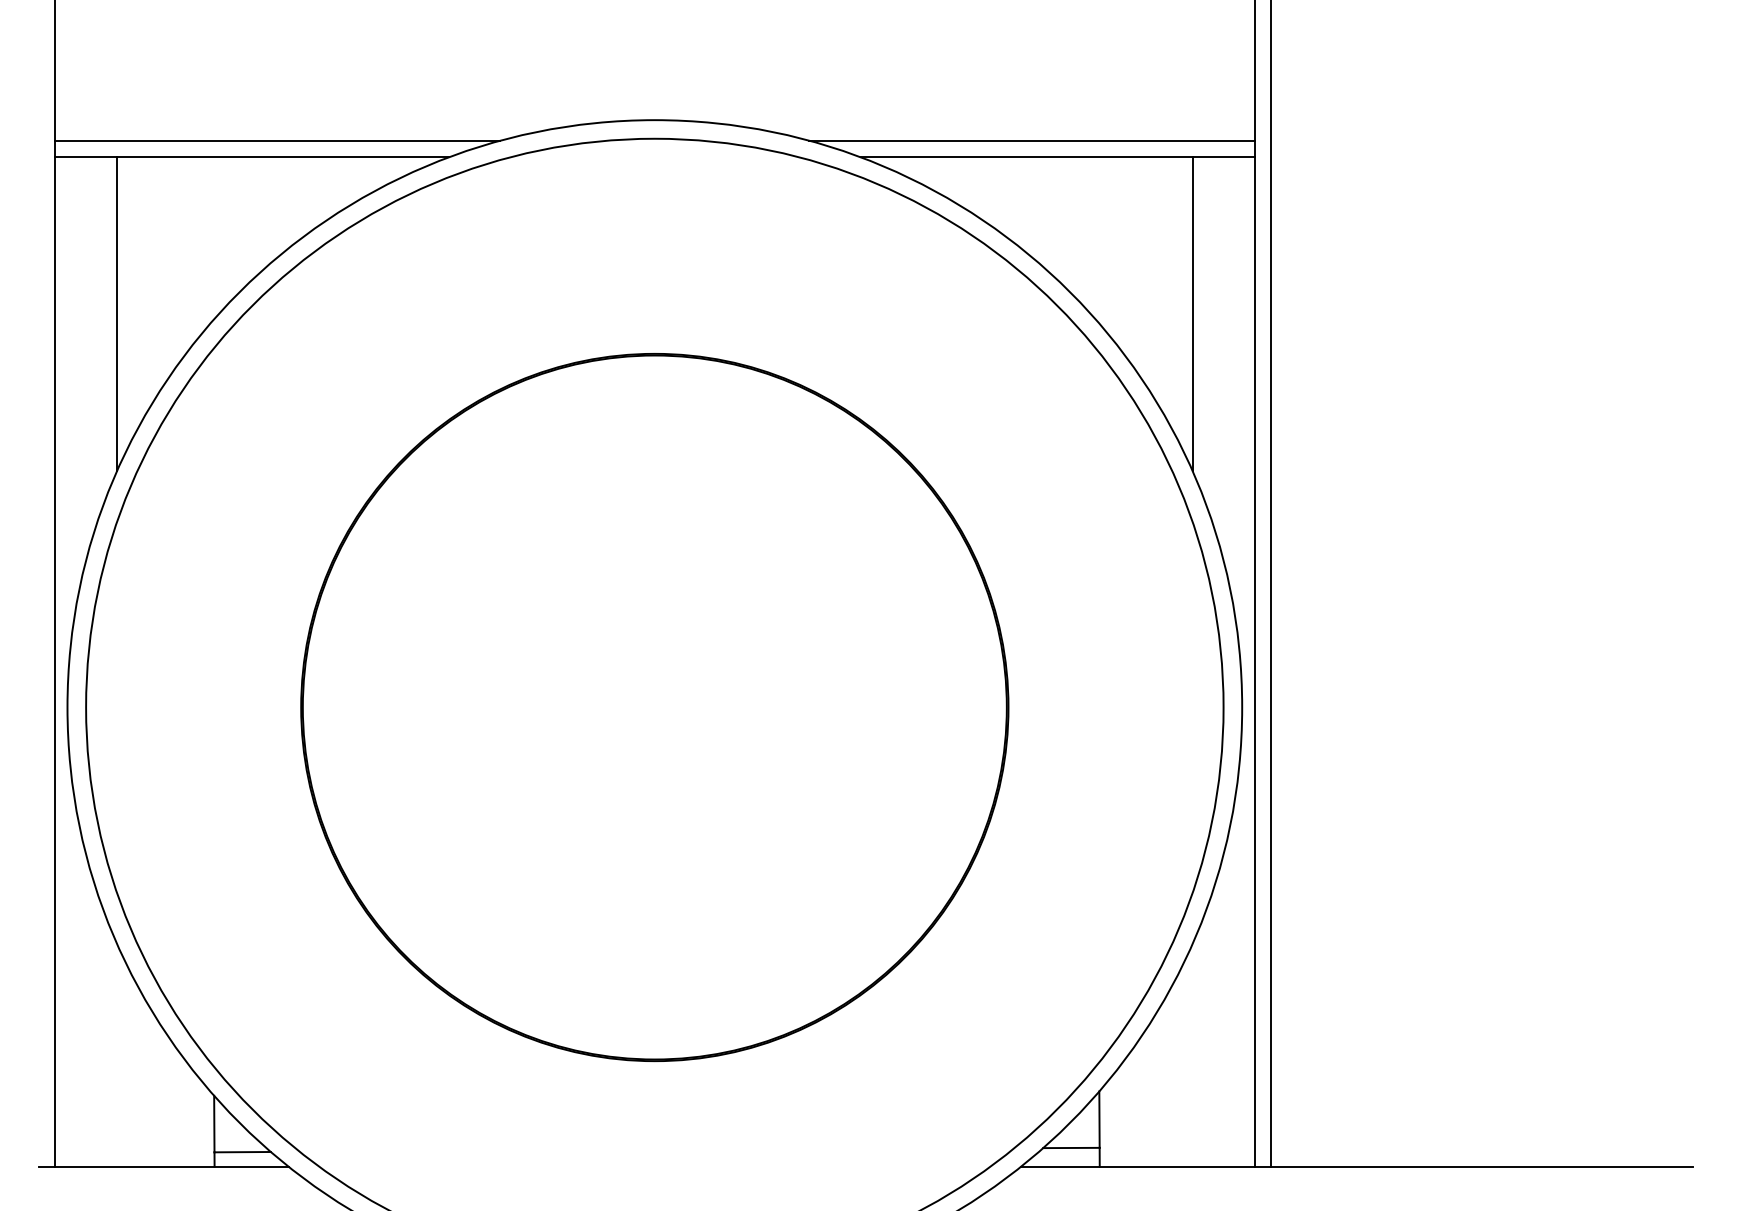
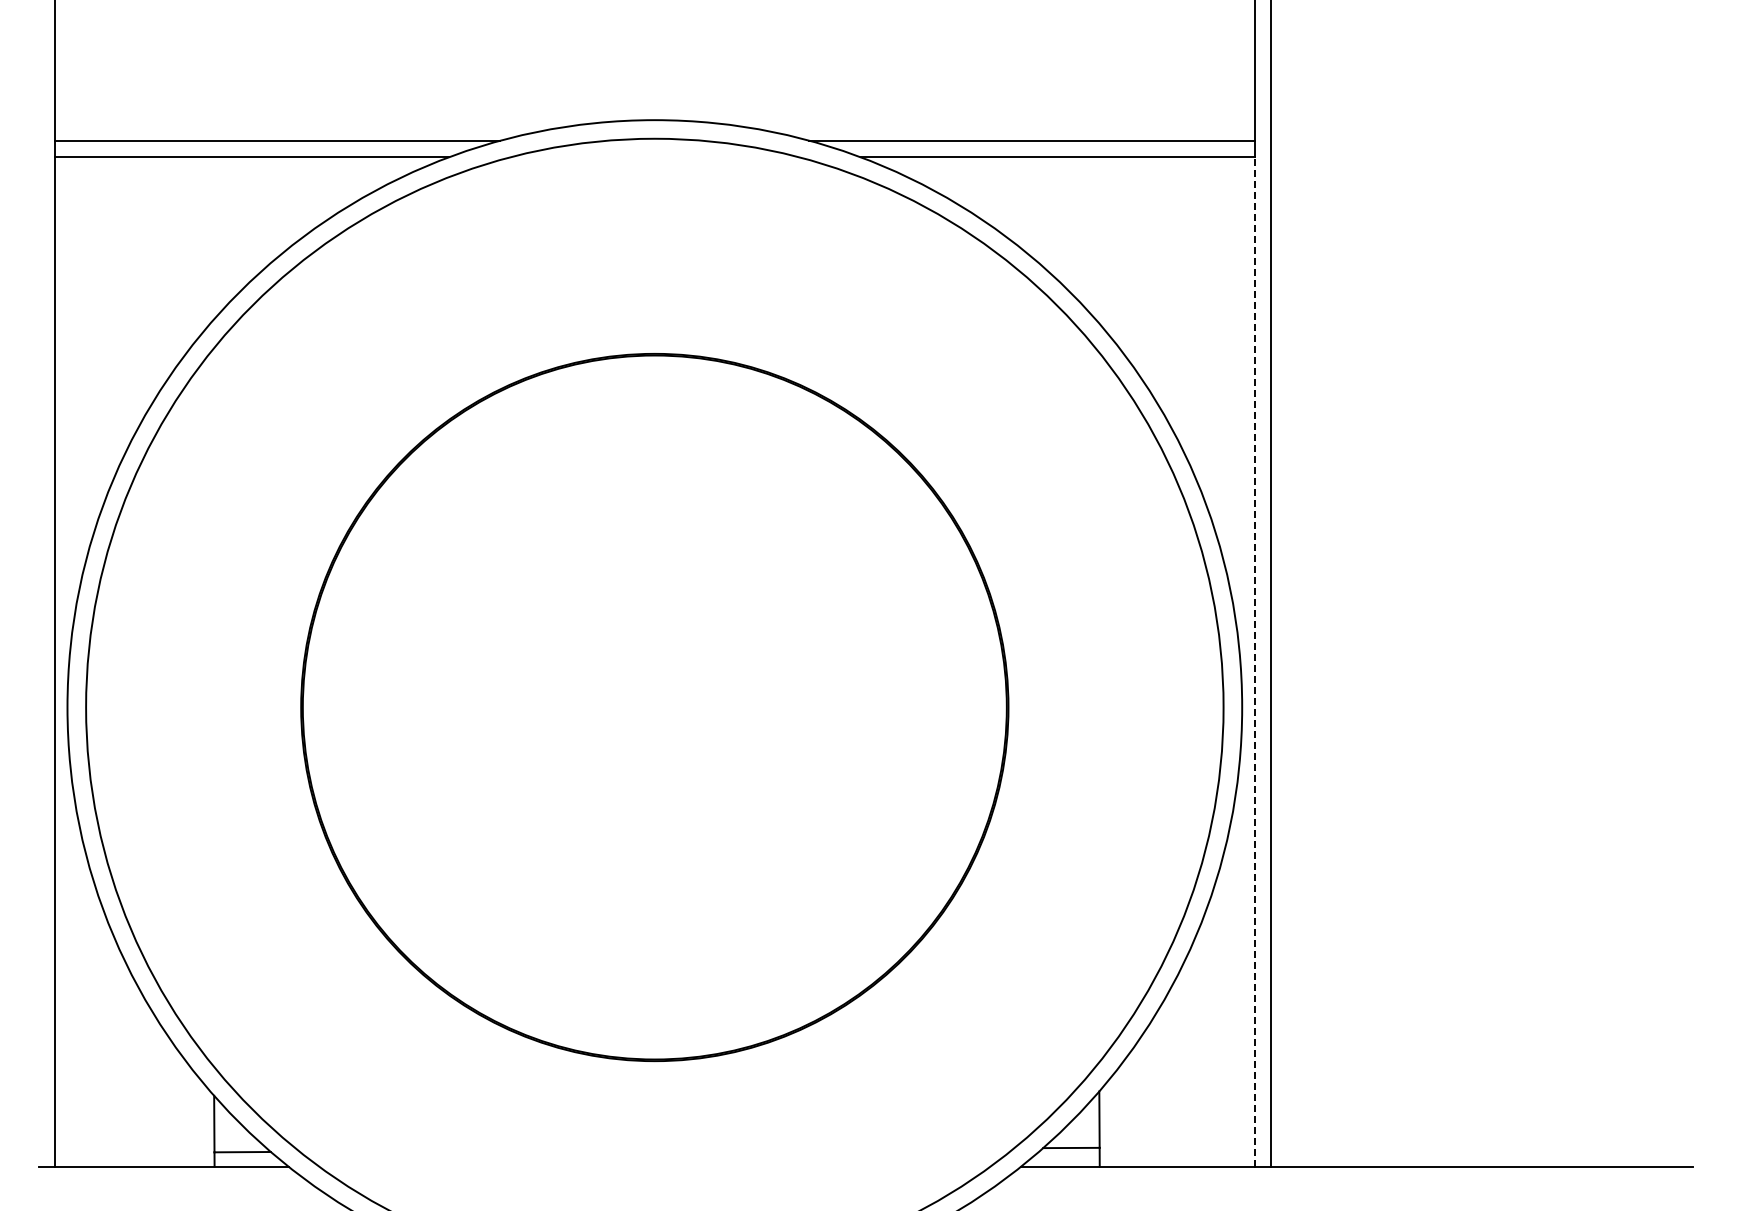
line: present -> none (117, 314)
line: present -> none (1192, 314)
line: solid -> dashed (1254, 662)
